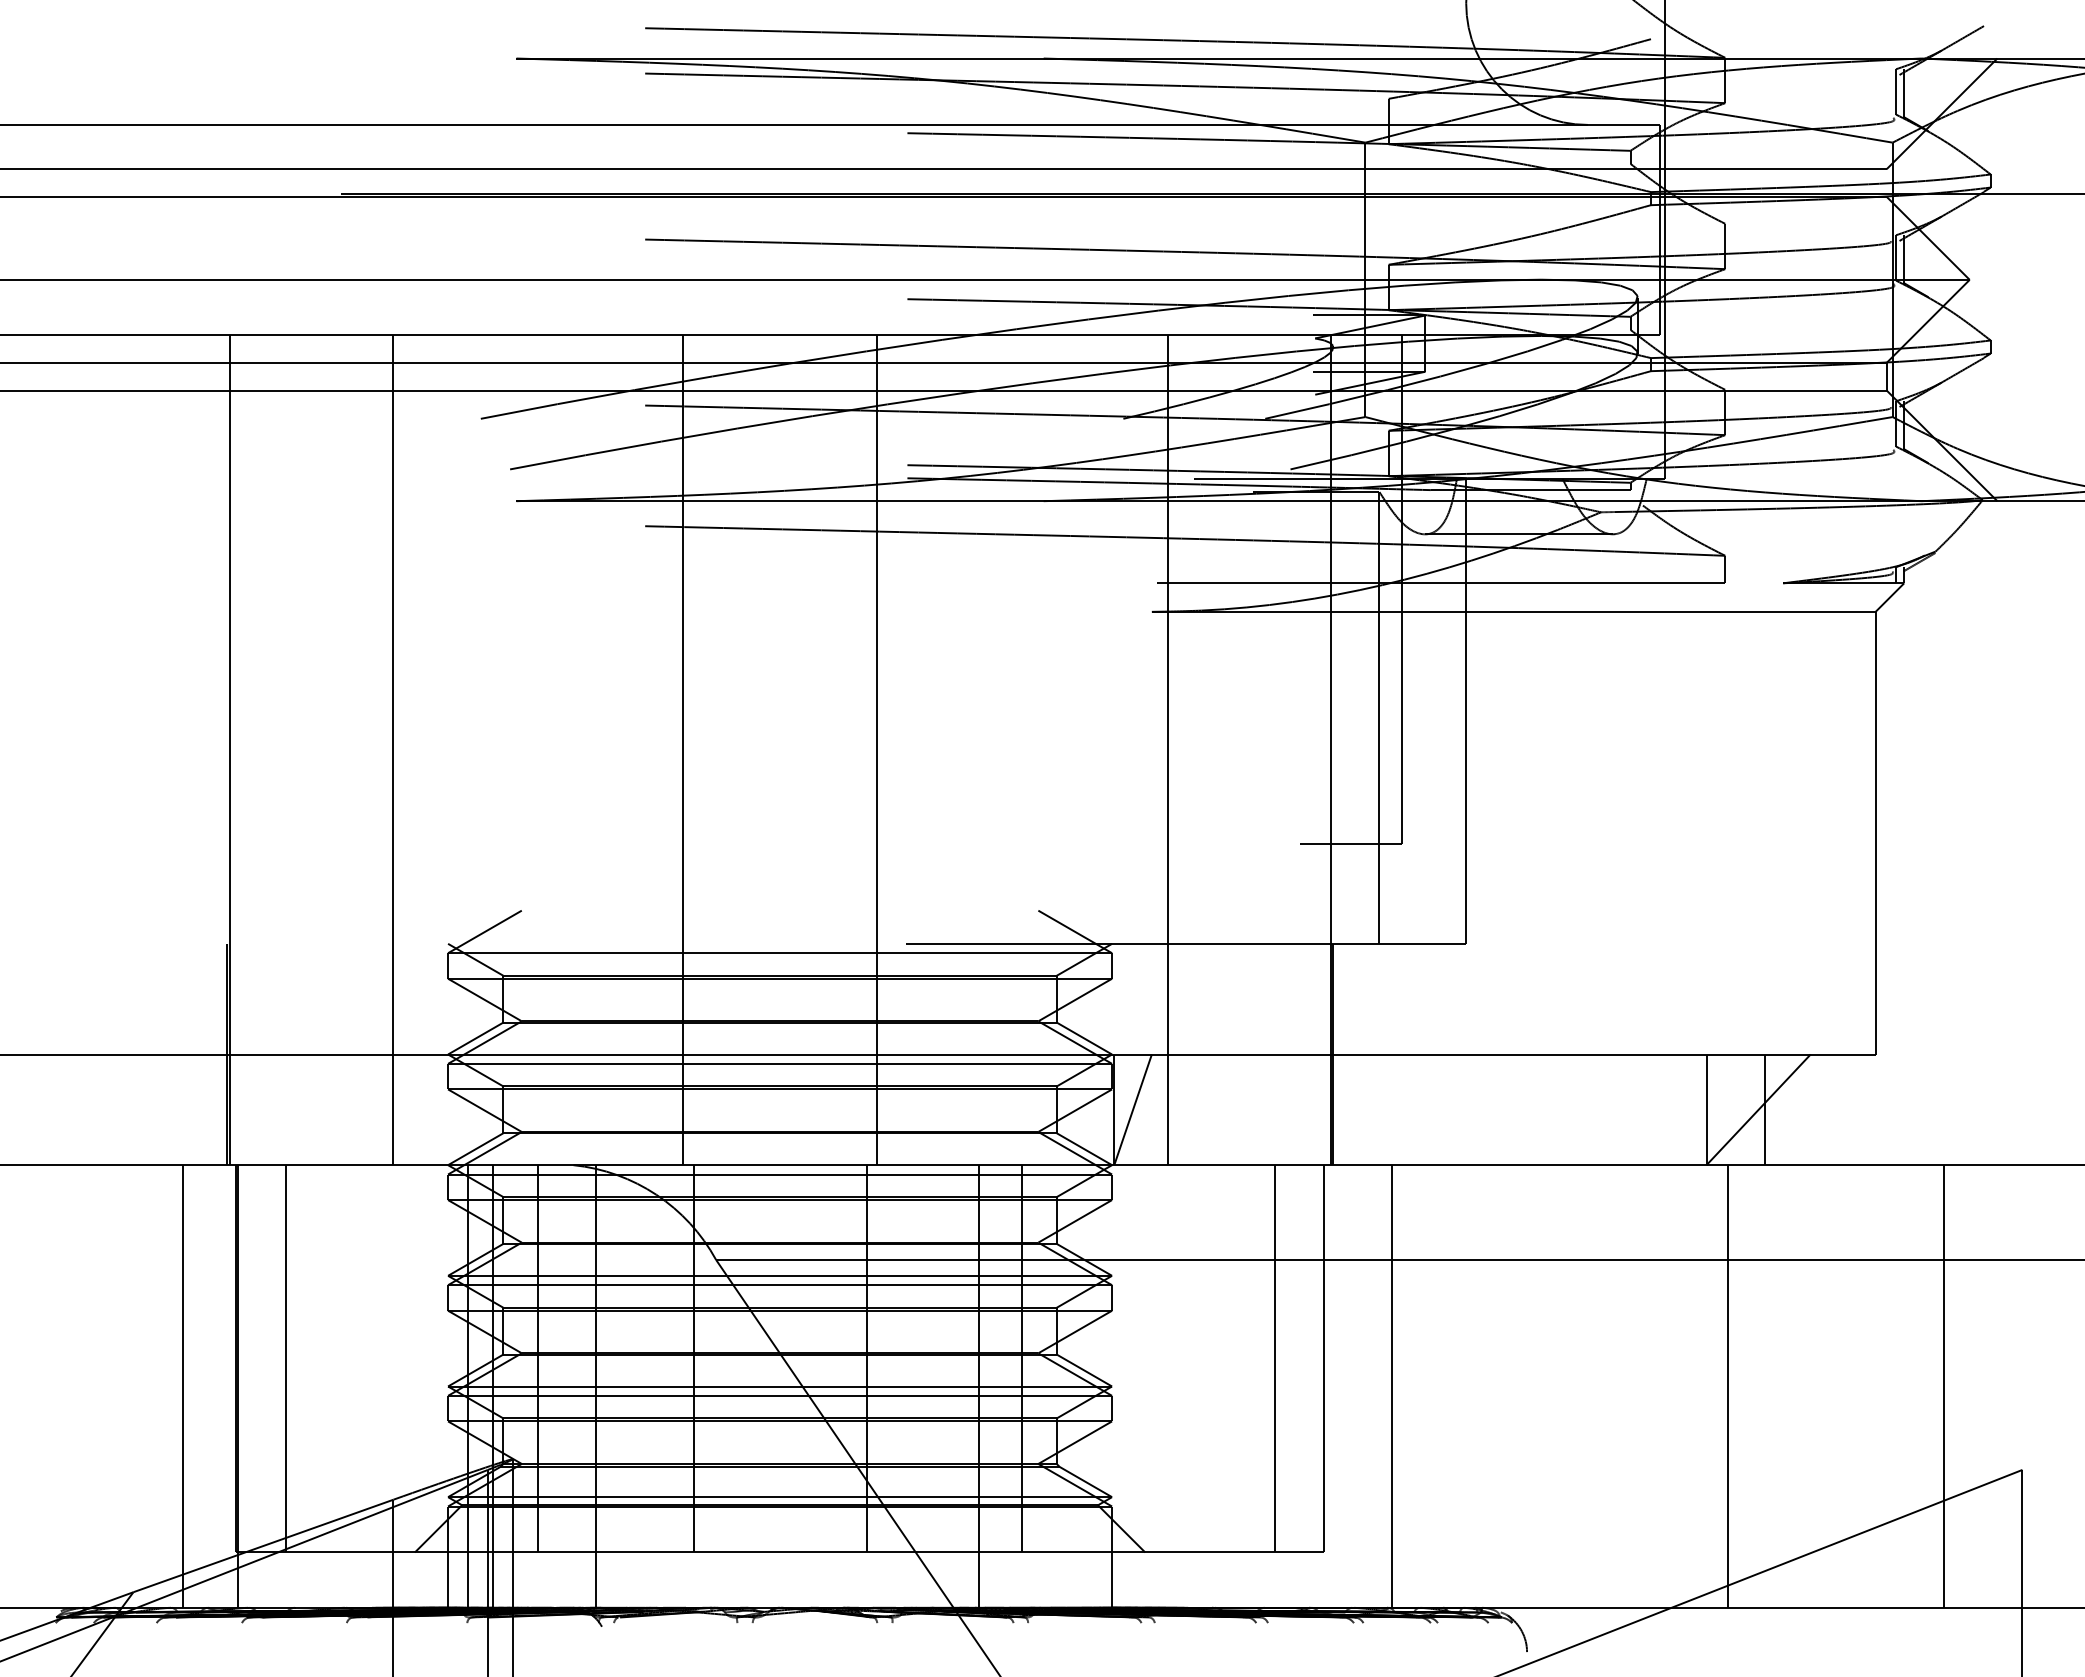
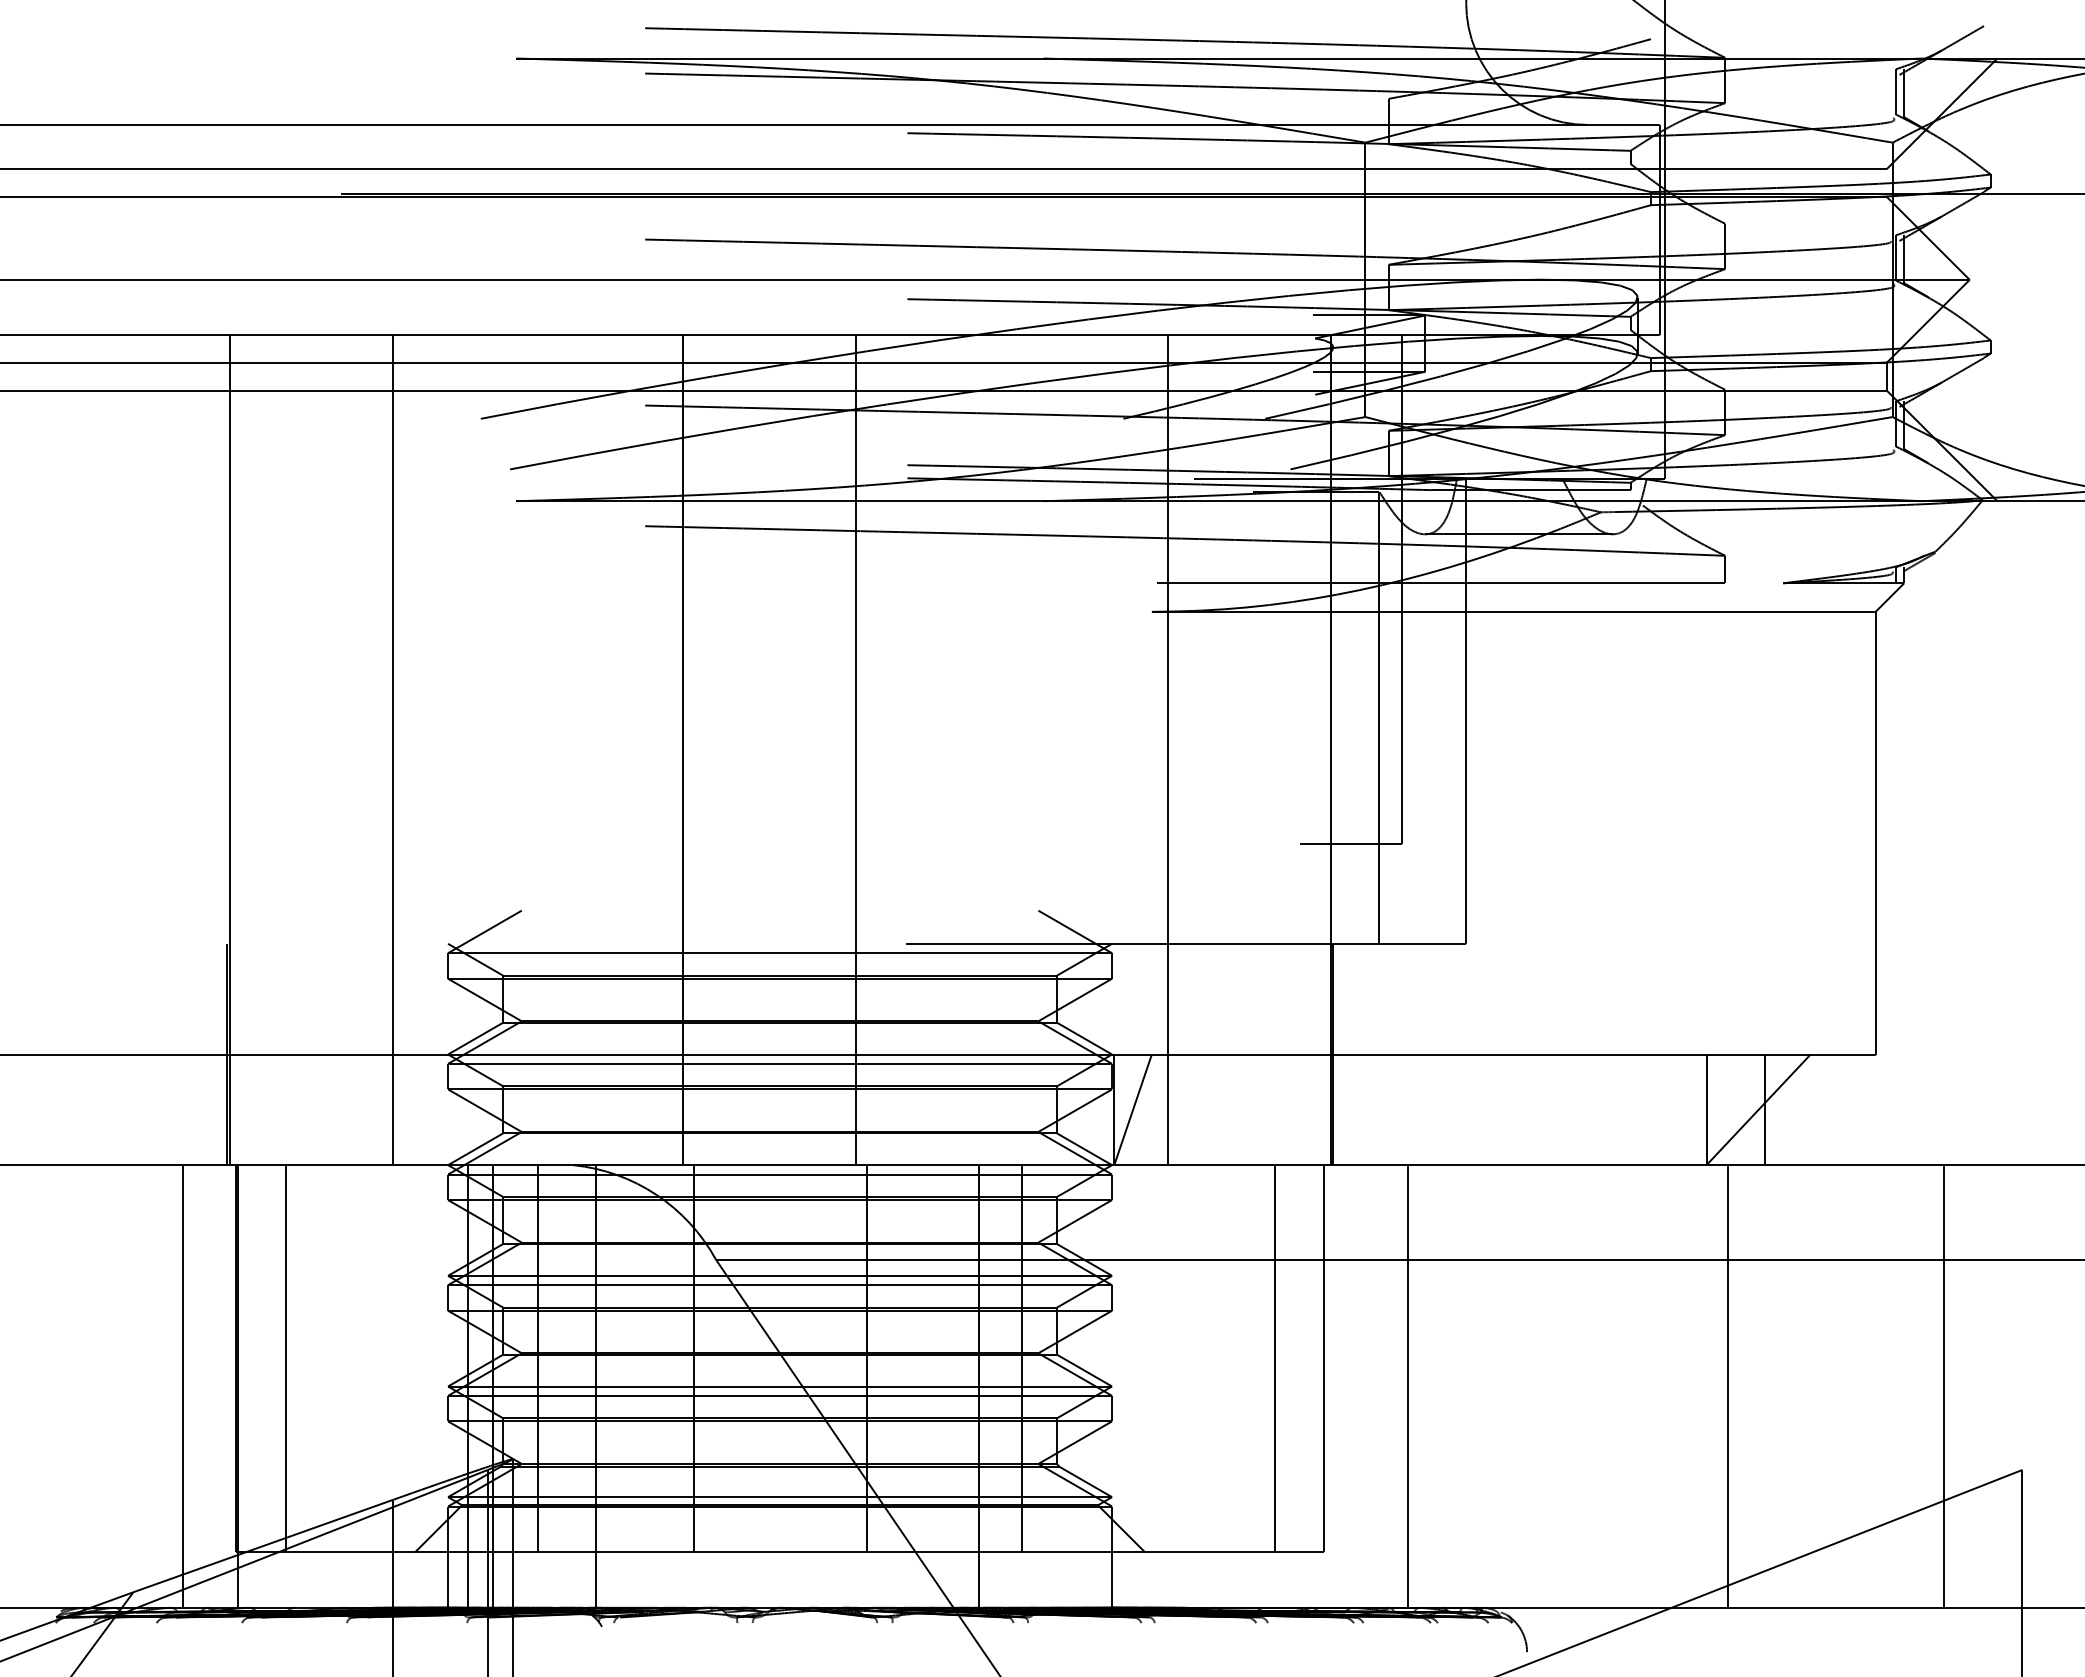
line position: (877, 750) -> (856, 750) (856, 750)
line position: (1391, 1386) -> (1407, 1386) (1407, 1386)
